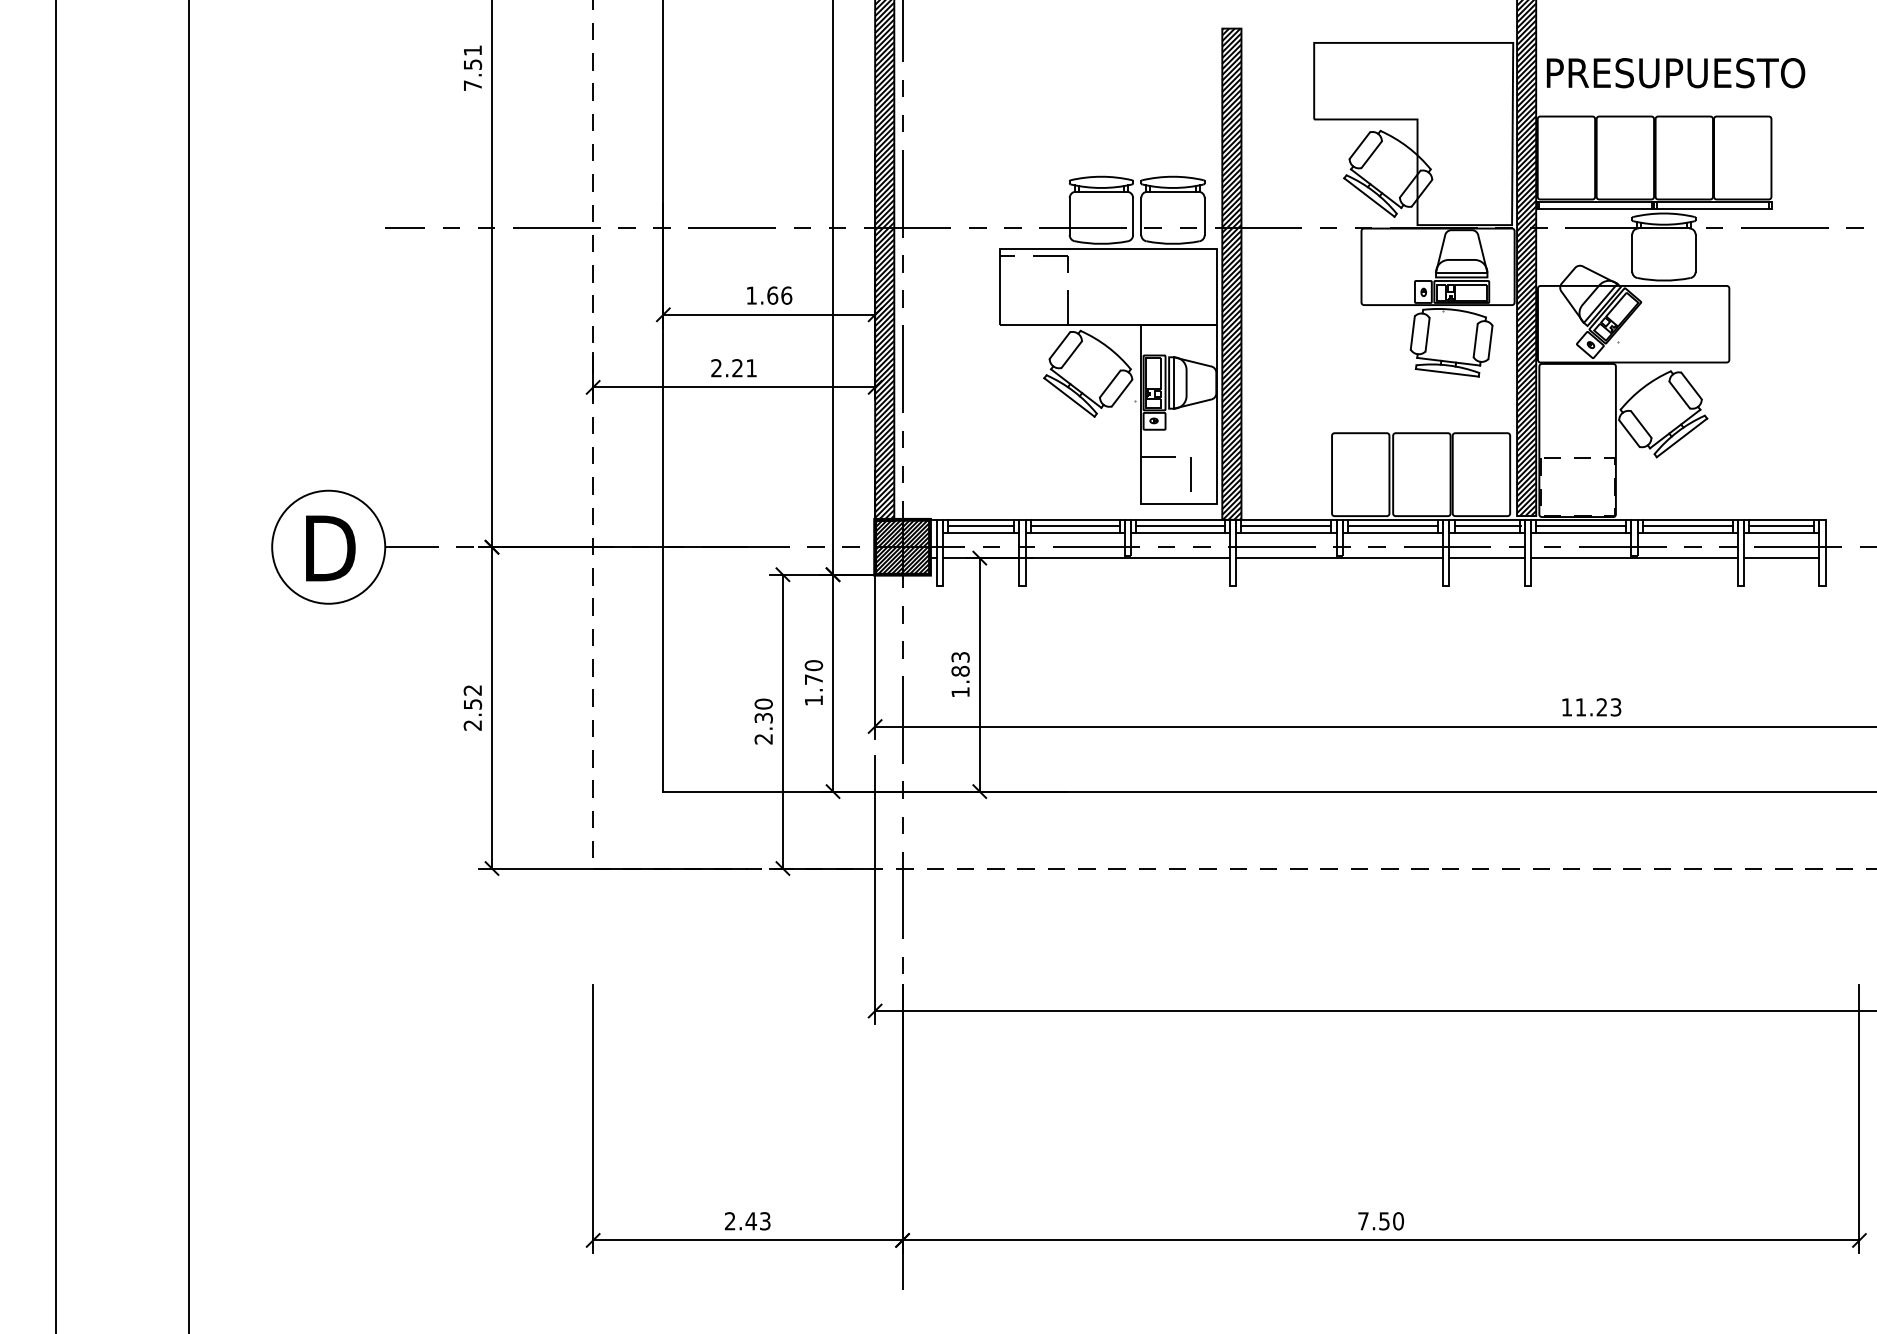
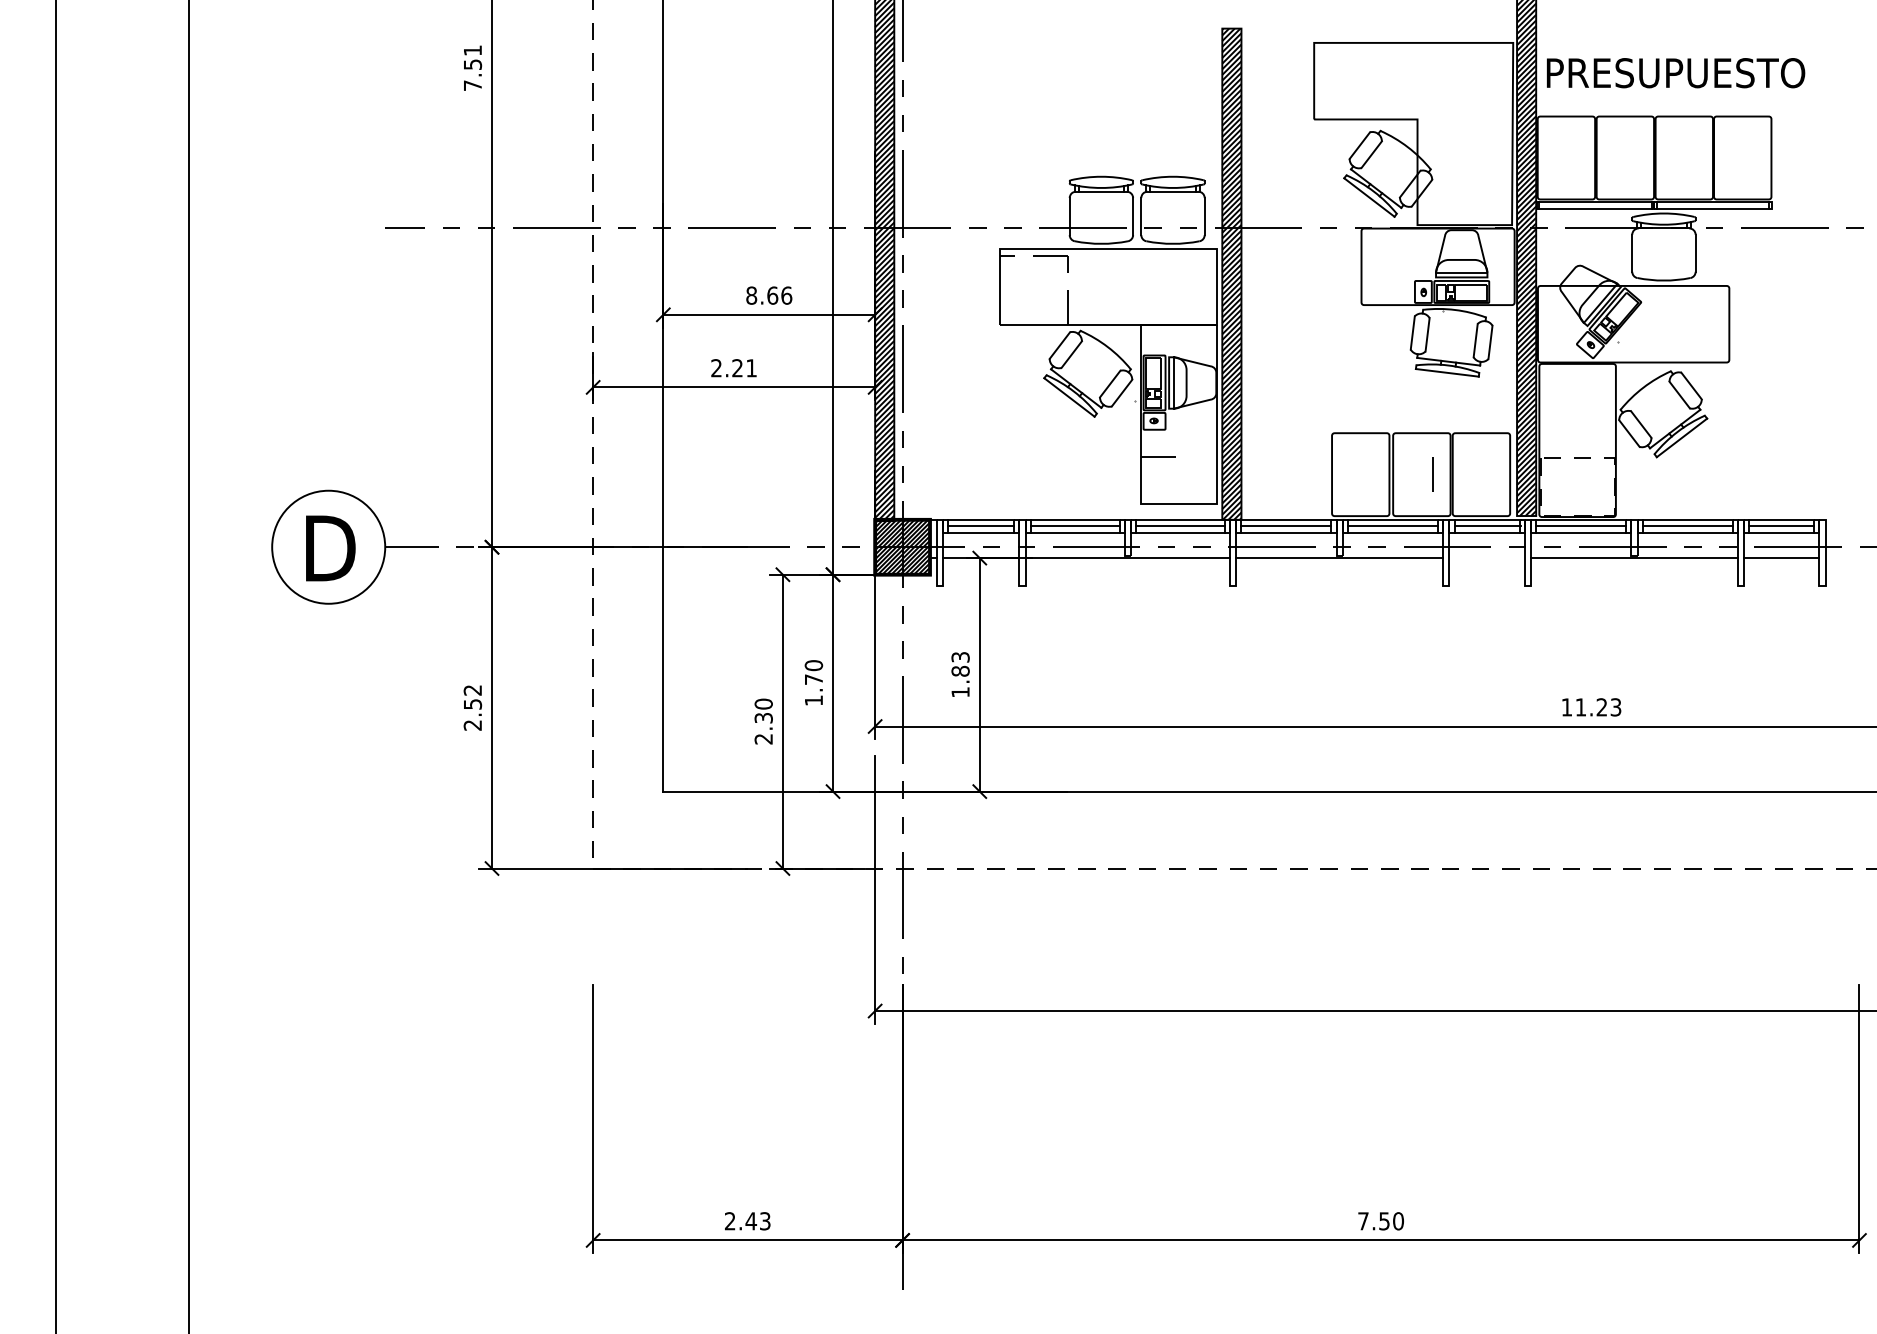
text: 1.66 -> 8.66 (751, 295)
line position: (1190, 474) -> (1432, 474) (1432, 474)
line: present -> none (1486, 558)
